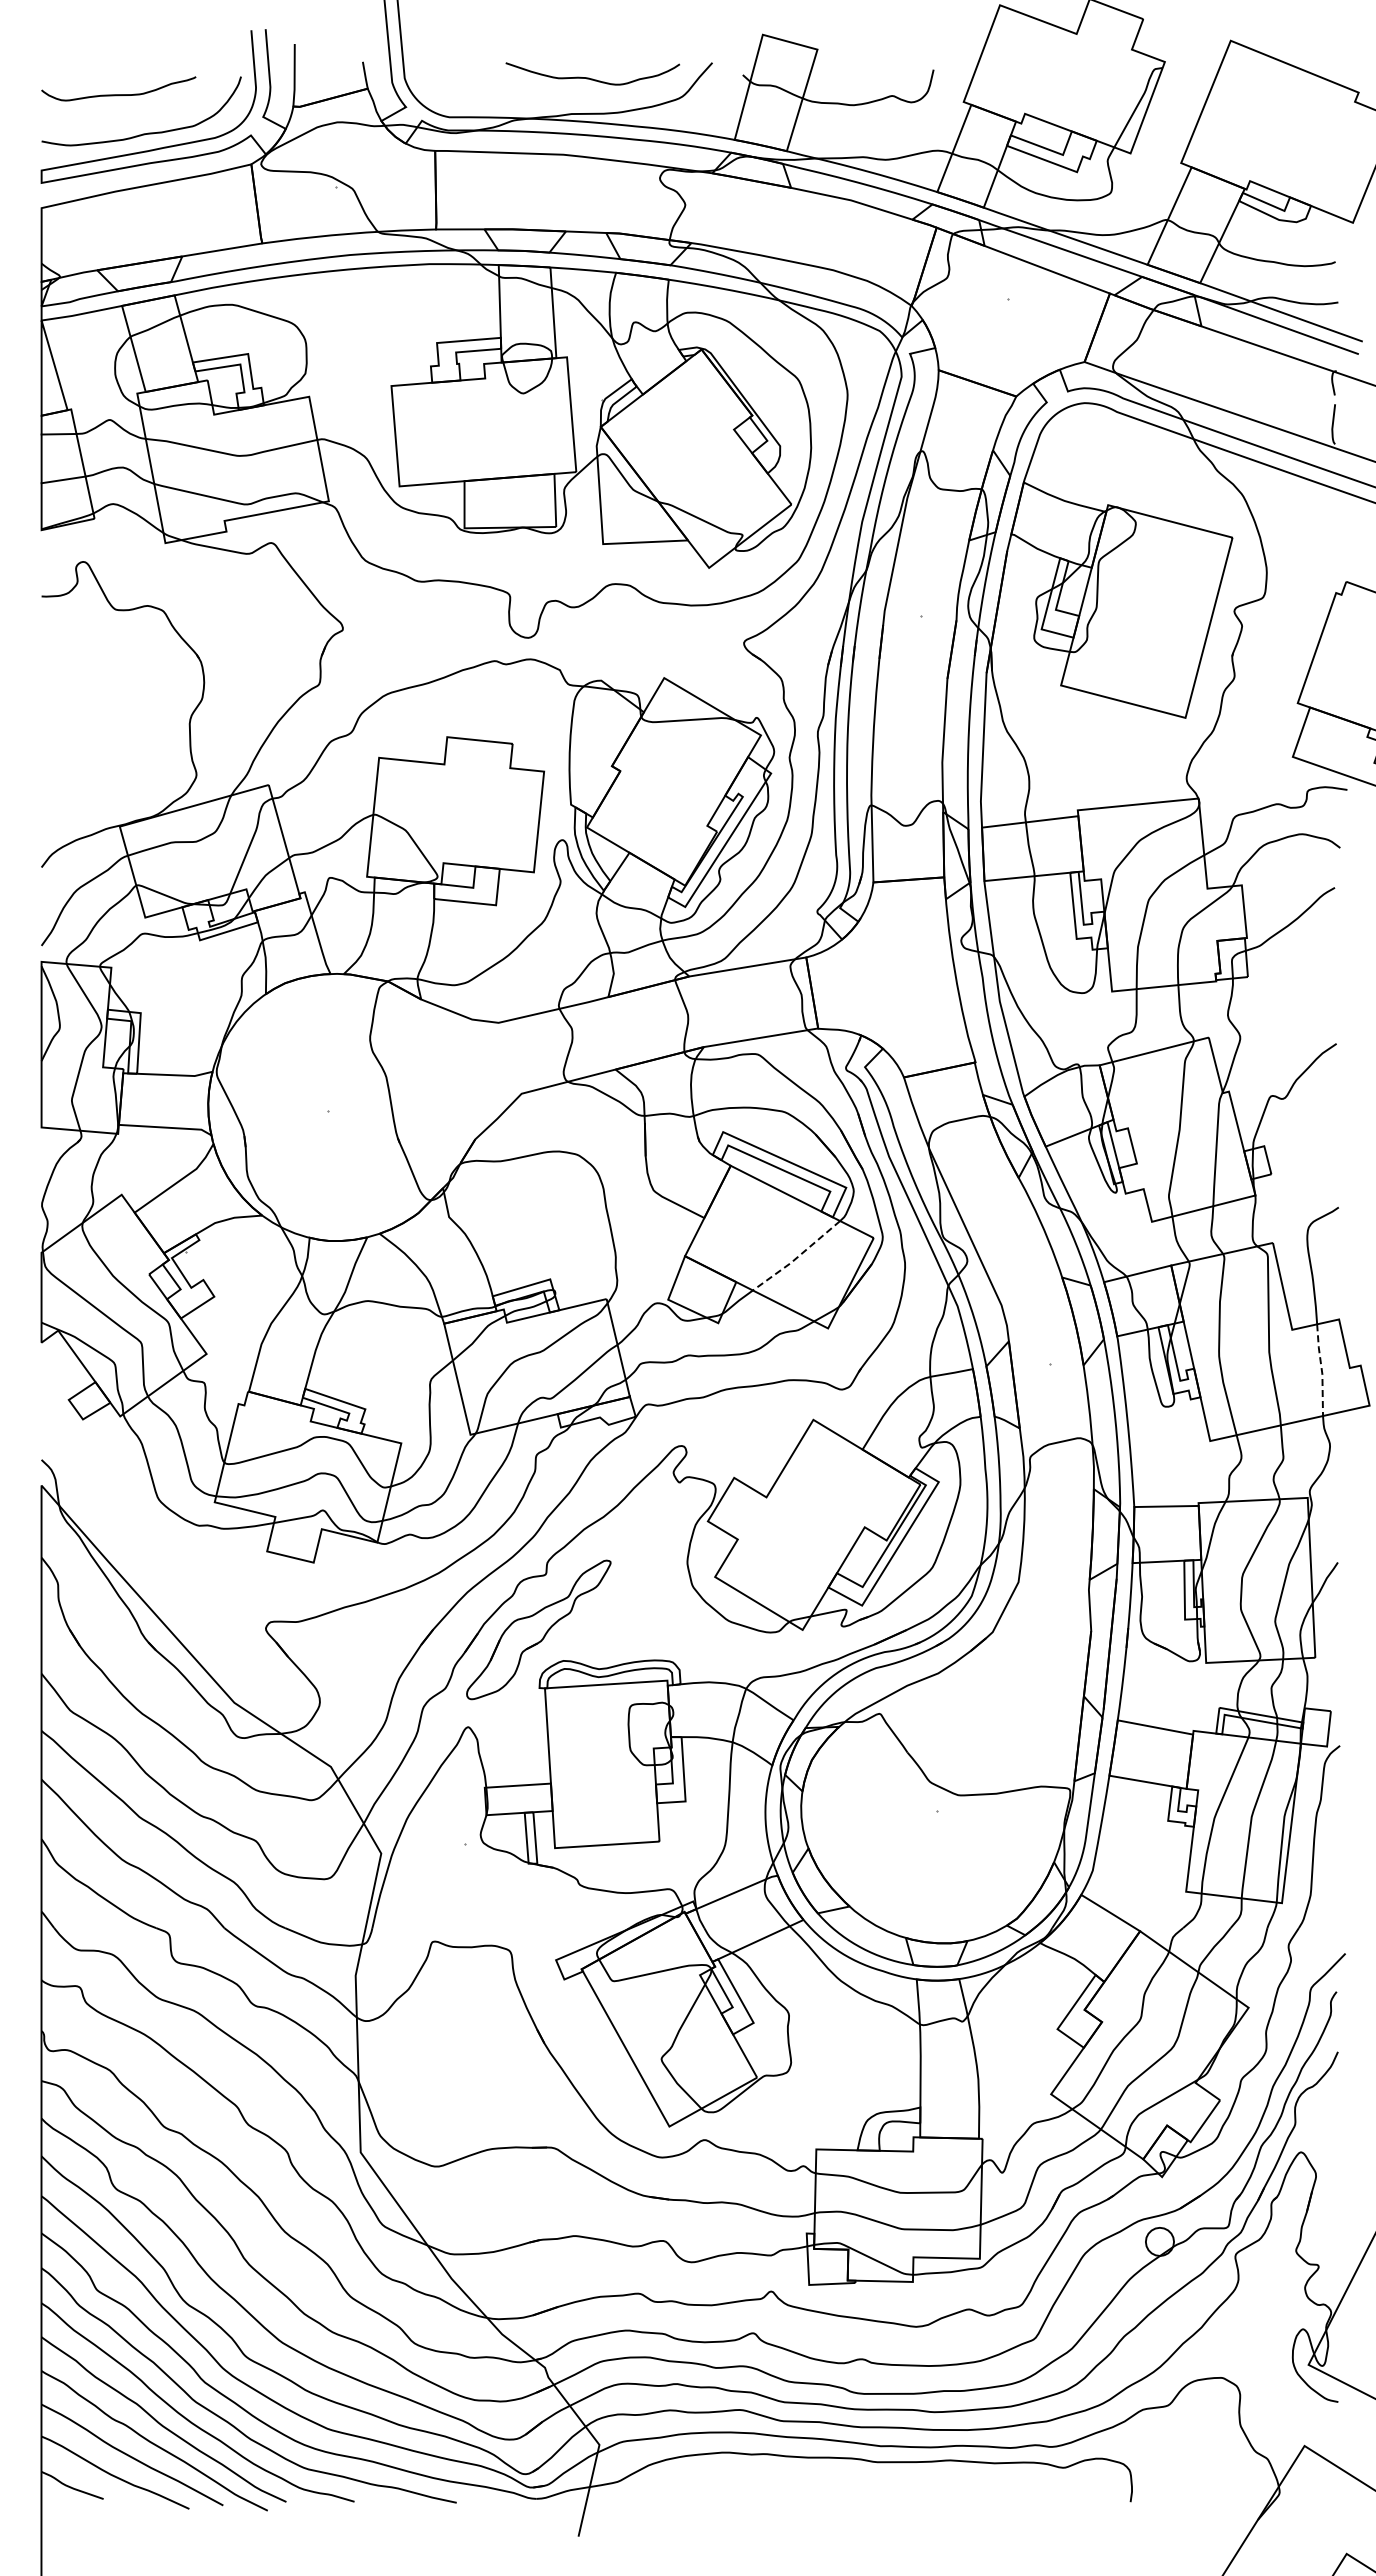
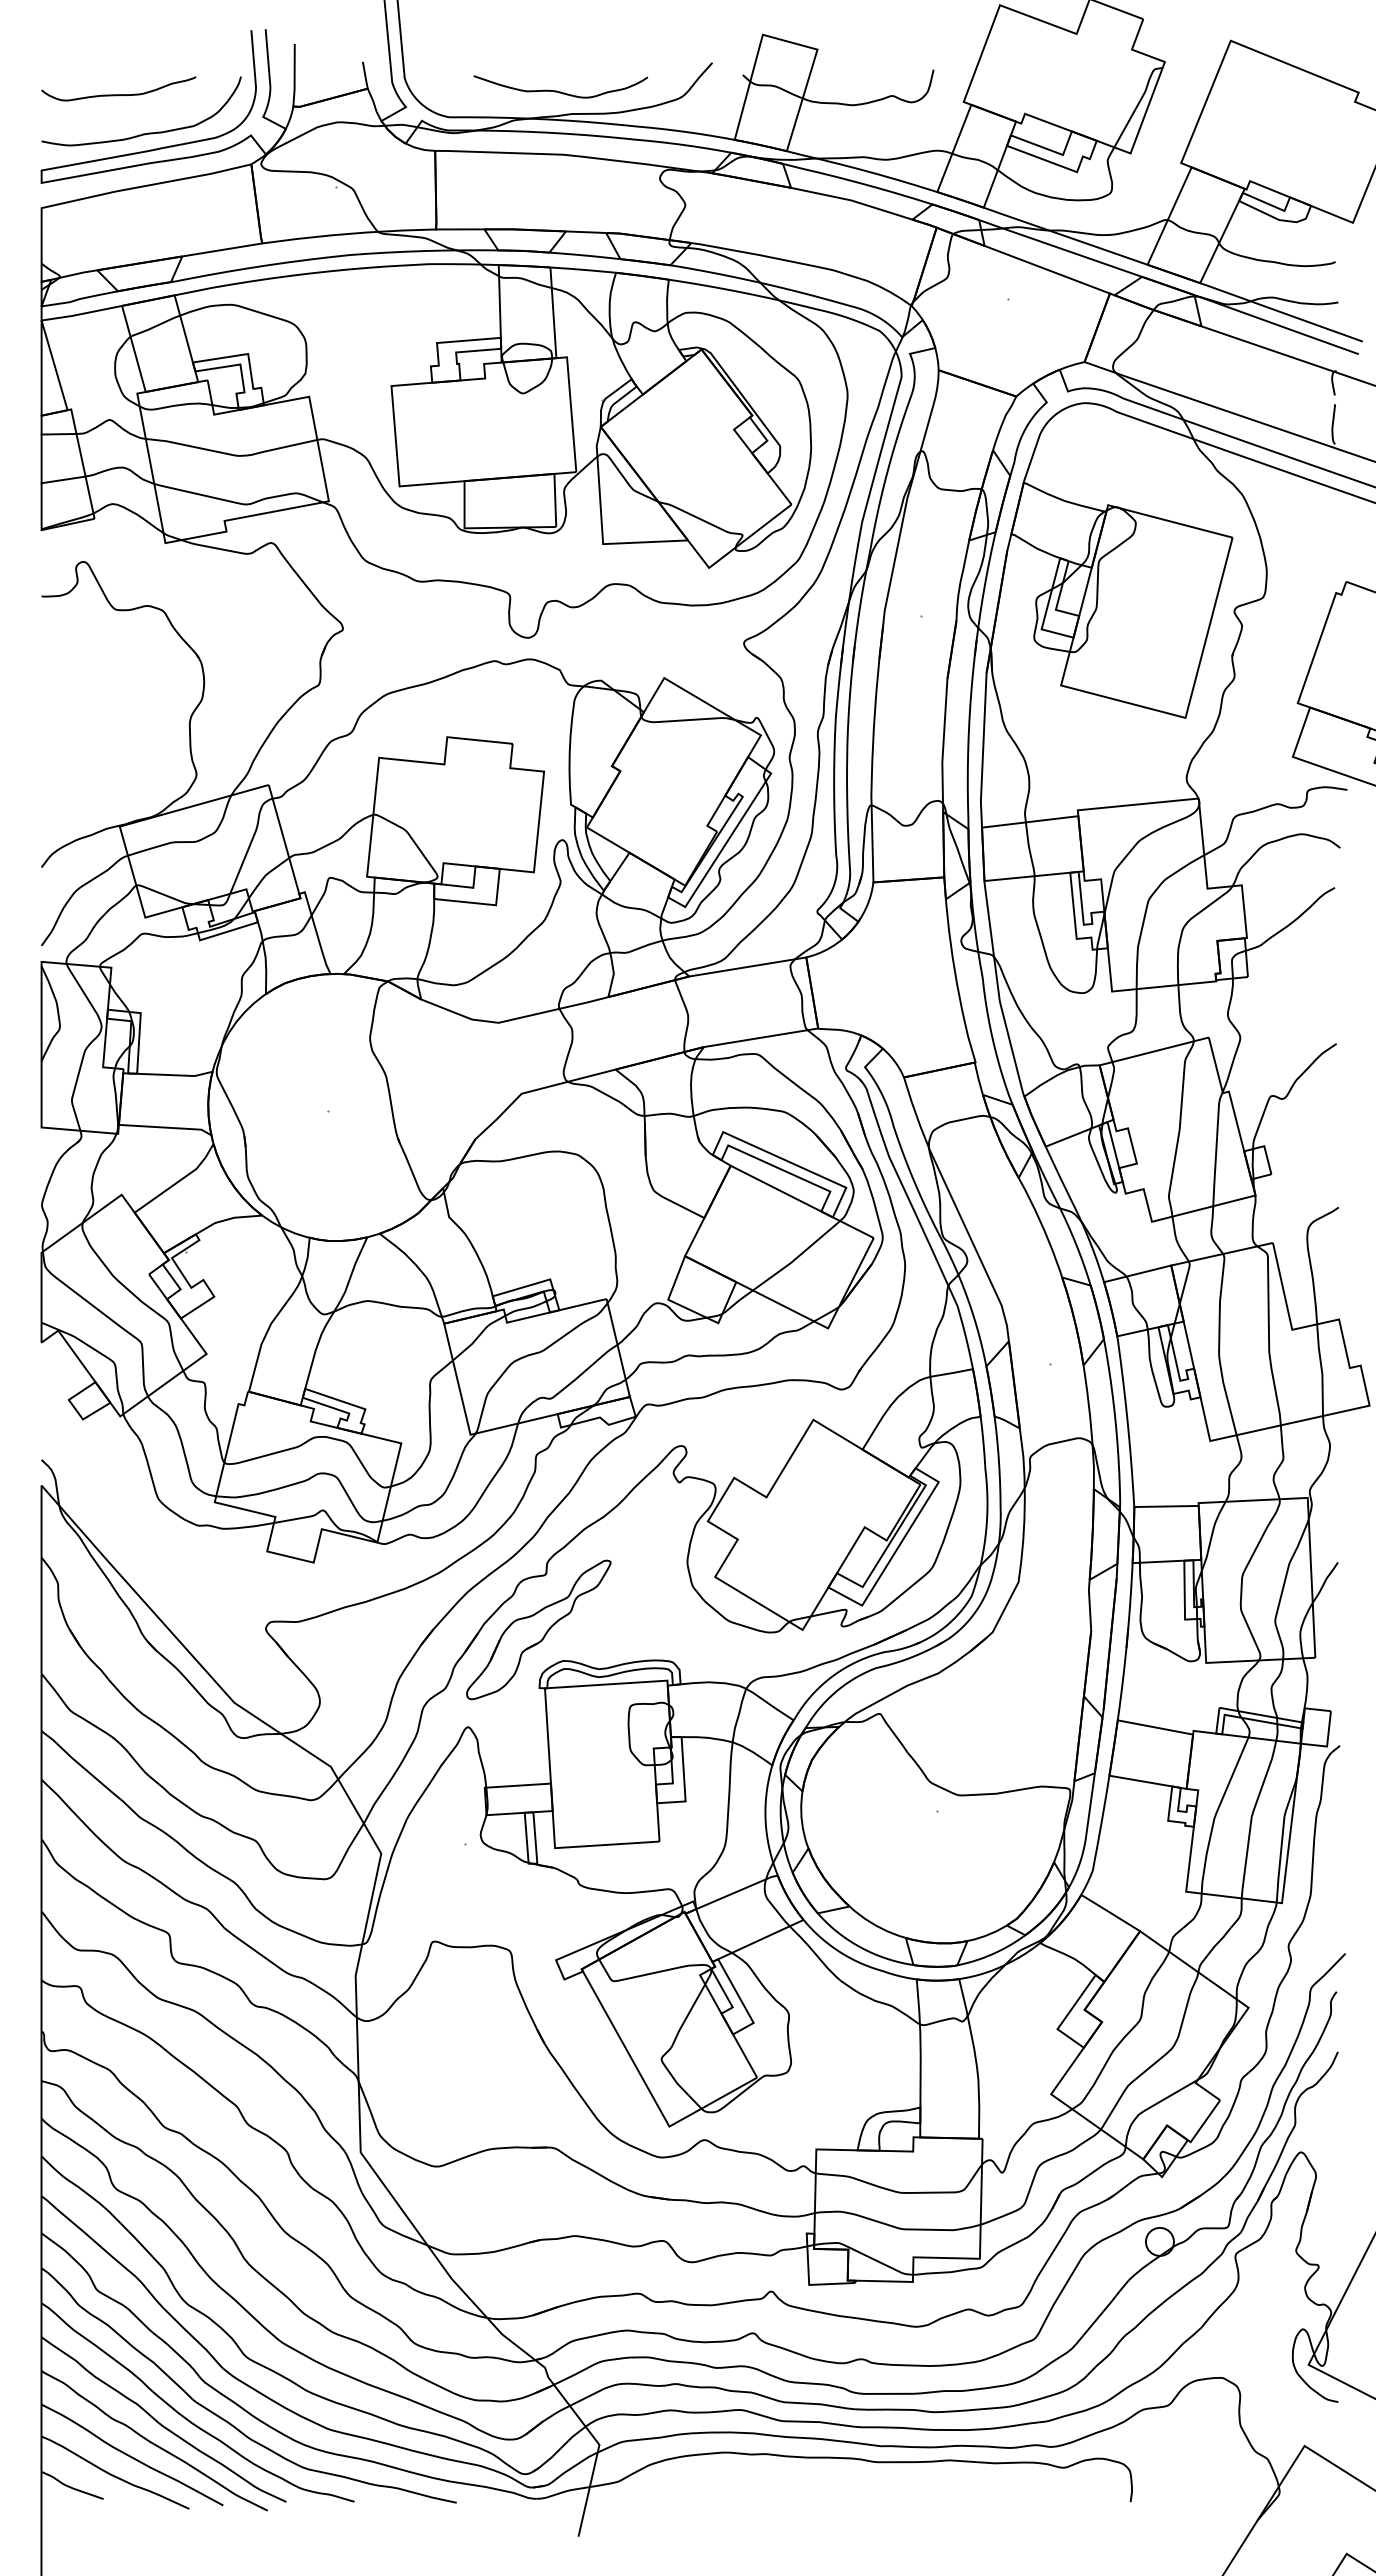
curve position: (589, 77) -> (557, 90) (557, 90)
line: dashed -> solid (796, 1257)
line: dashed -> solid (1321, 1370)
